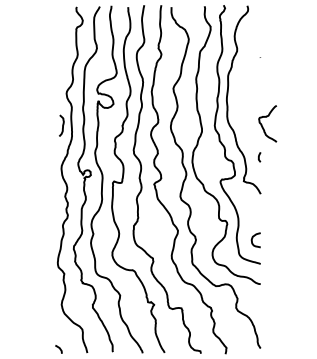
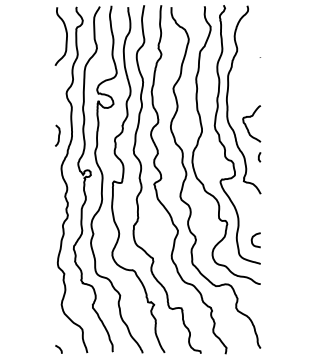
curve: none -> present (66, 36)
curve position: (62, 125) -> (58, 135) (58, 135)
curve position: (263, 126) -> (247, 126) (247, 126)
